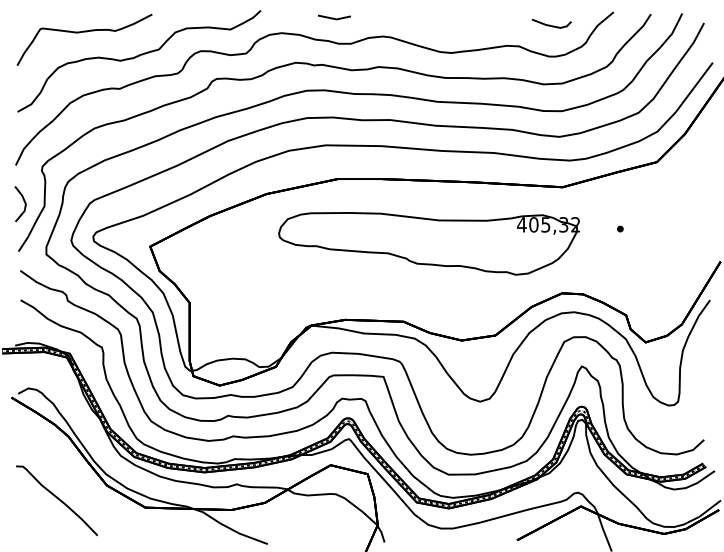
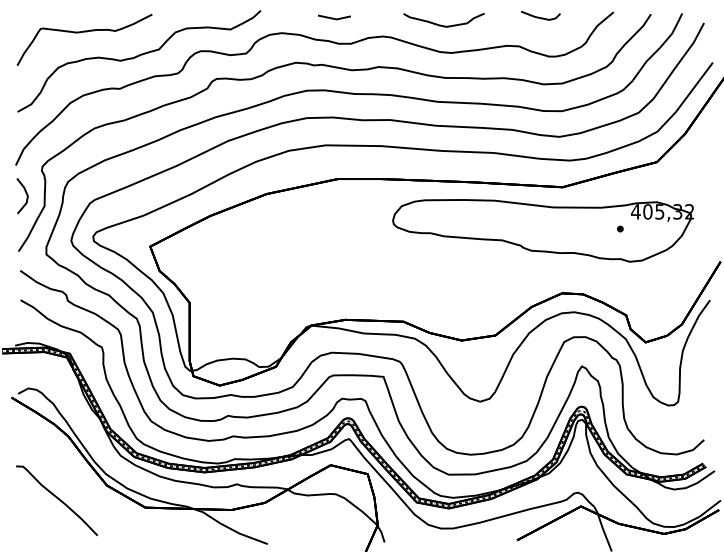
curve: none -> present (440, 24)
line position: (551, 25) -> (540, 17) (540, 17)
line position: (24, 203) -> (26, 195) (26, 195)
part position: (428, 243) -> (542, 230) (542, 230)
